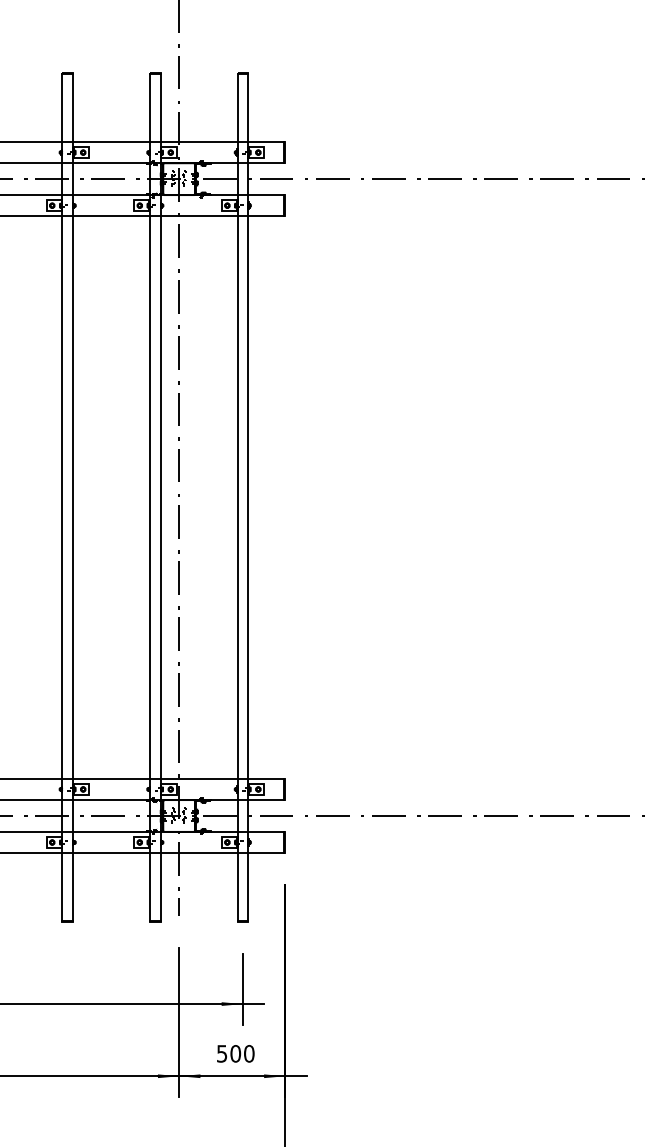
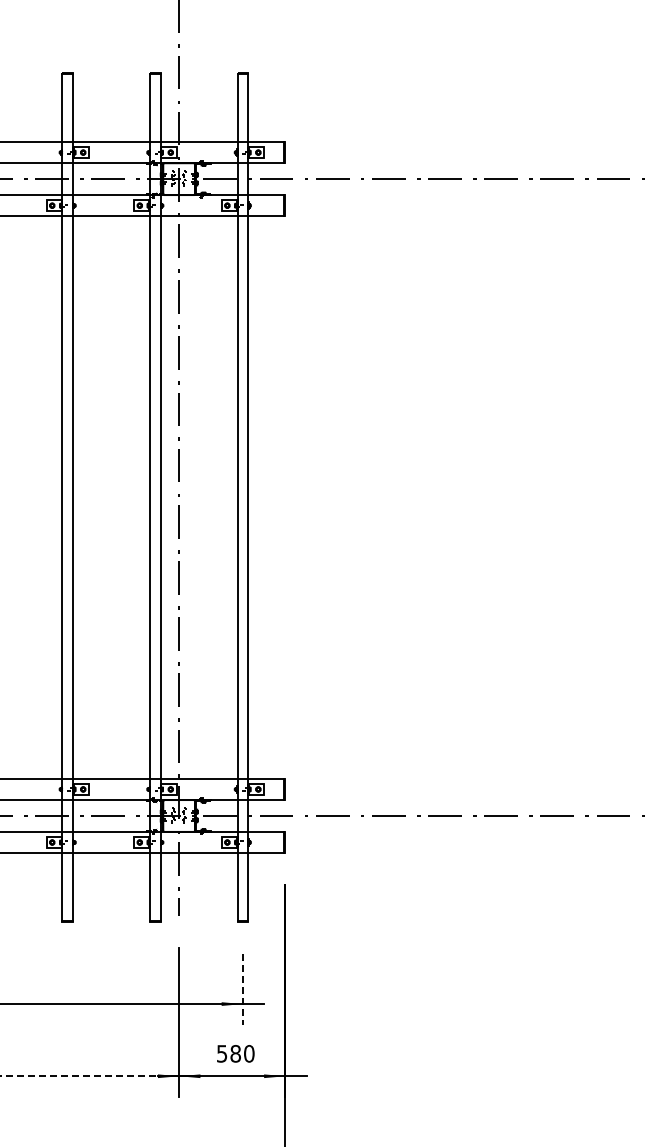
line: solid -> dashed (242, 989)
text: 500 -> 580 (235, 1053)
line: solid -> dashed (90, 1076)
